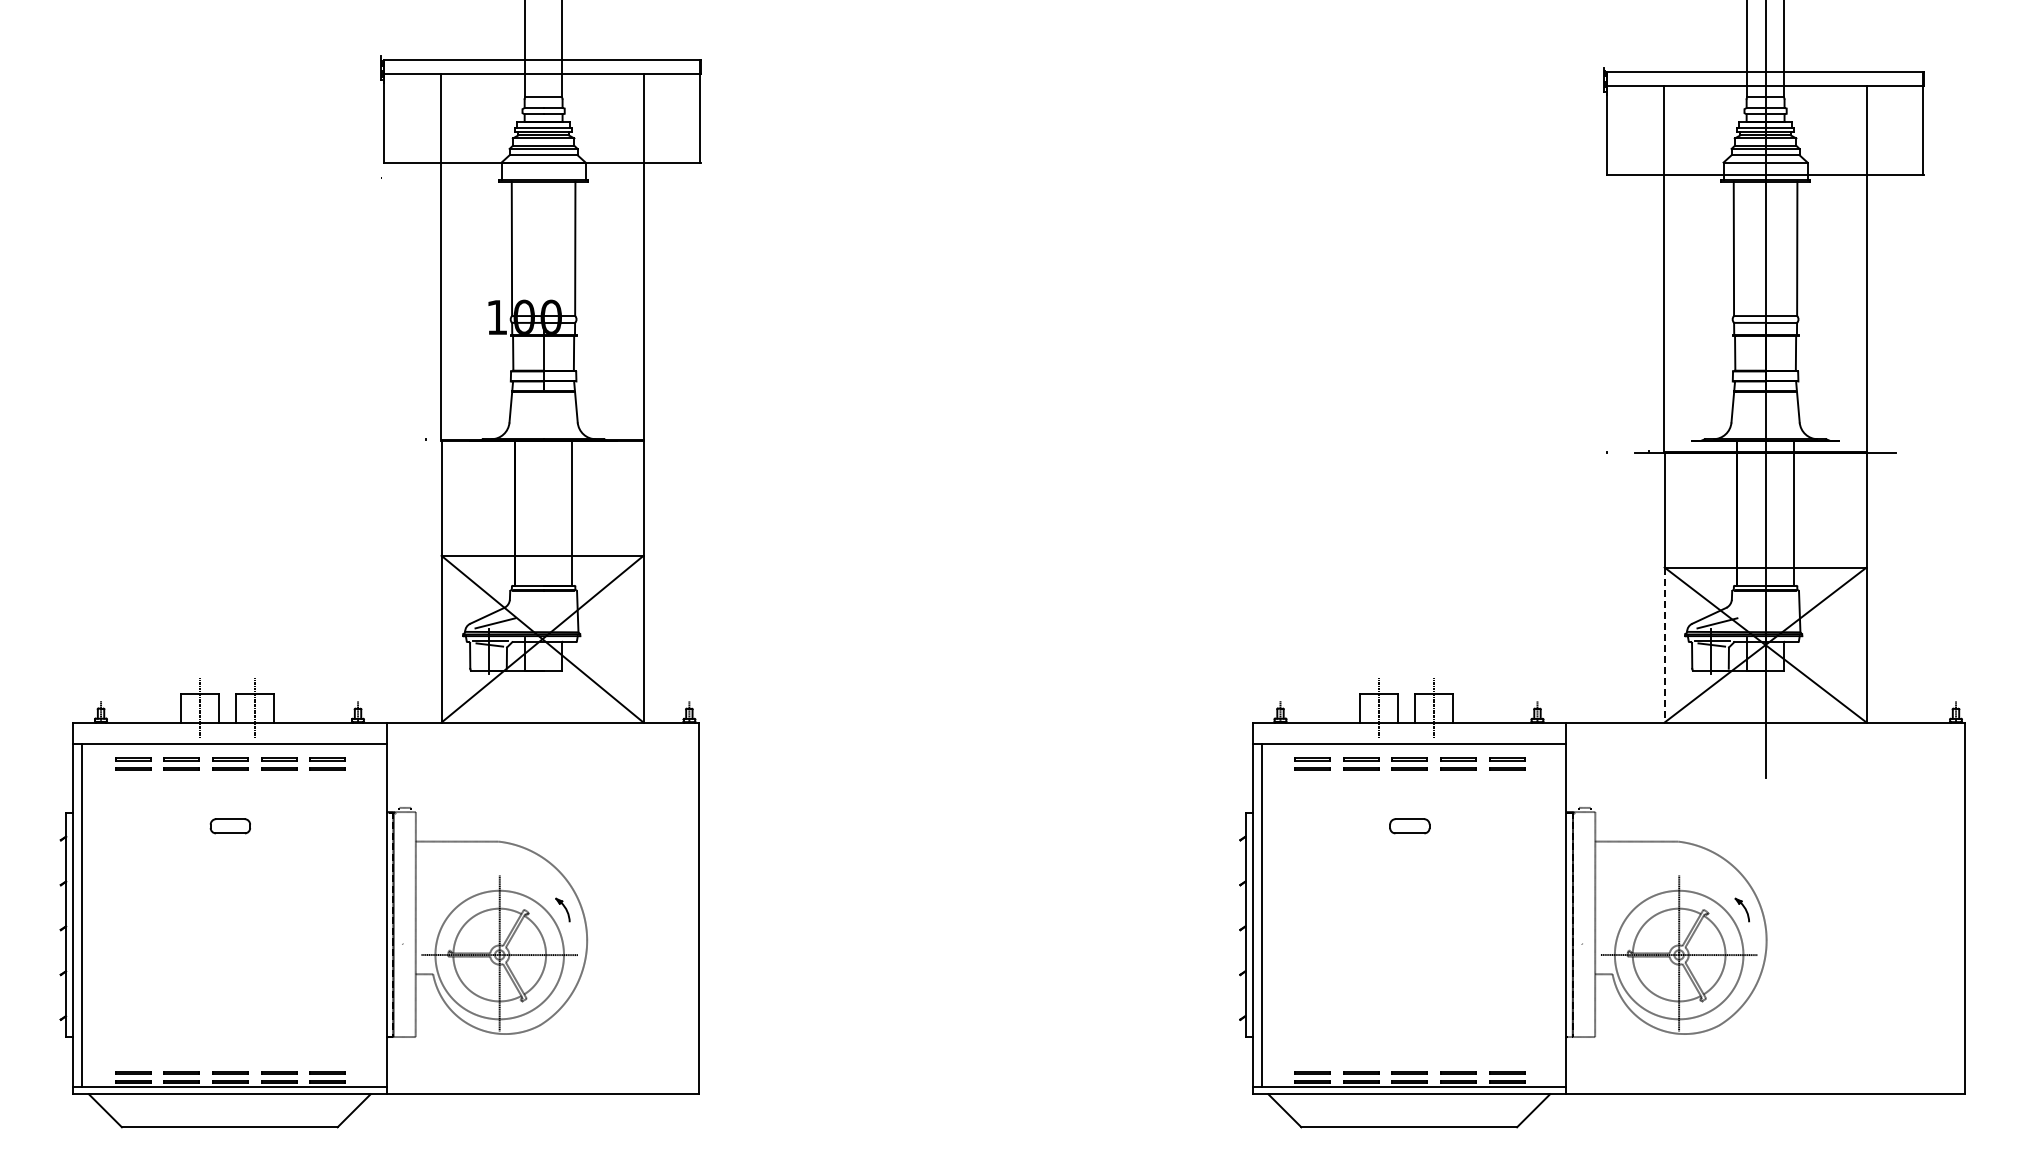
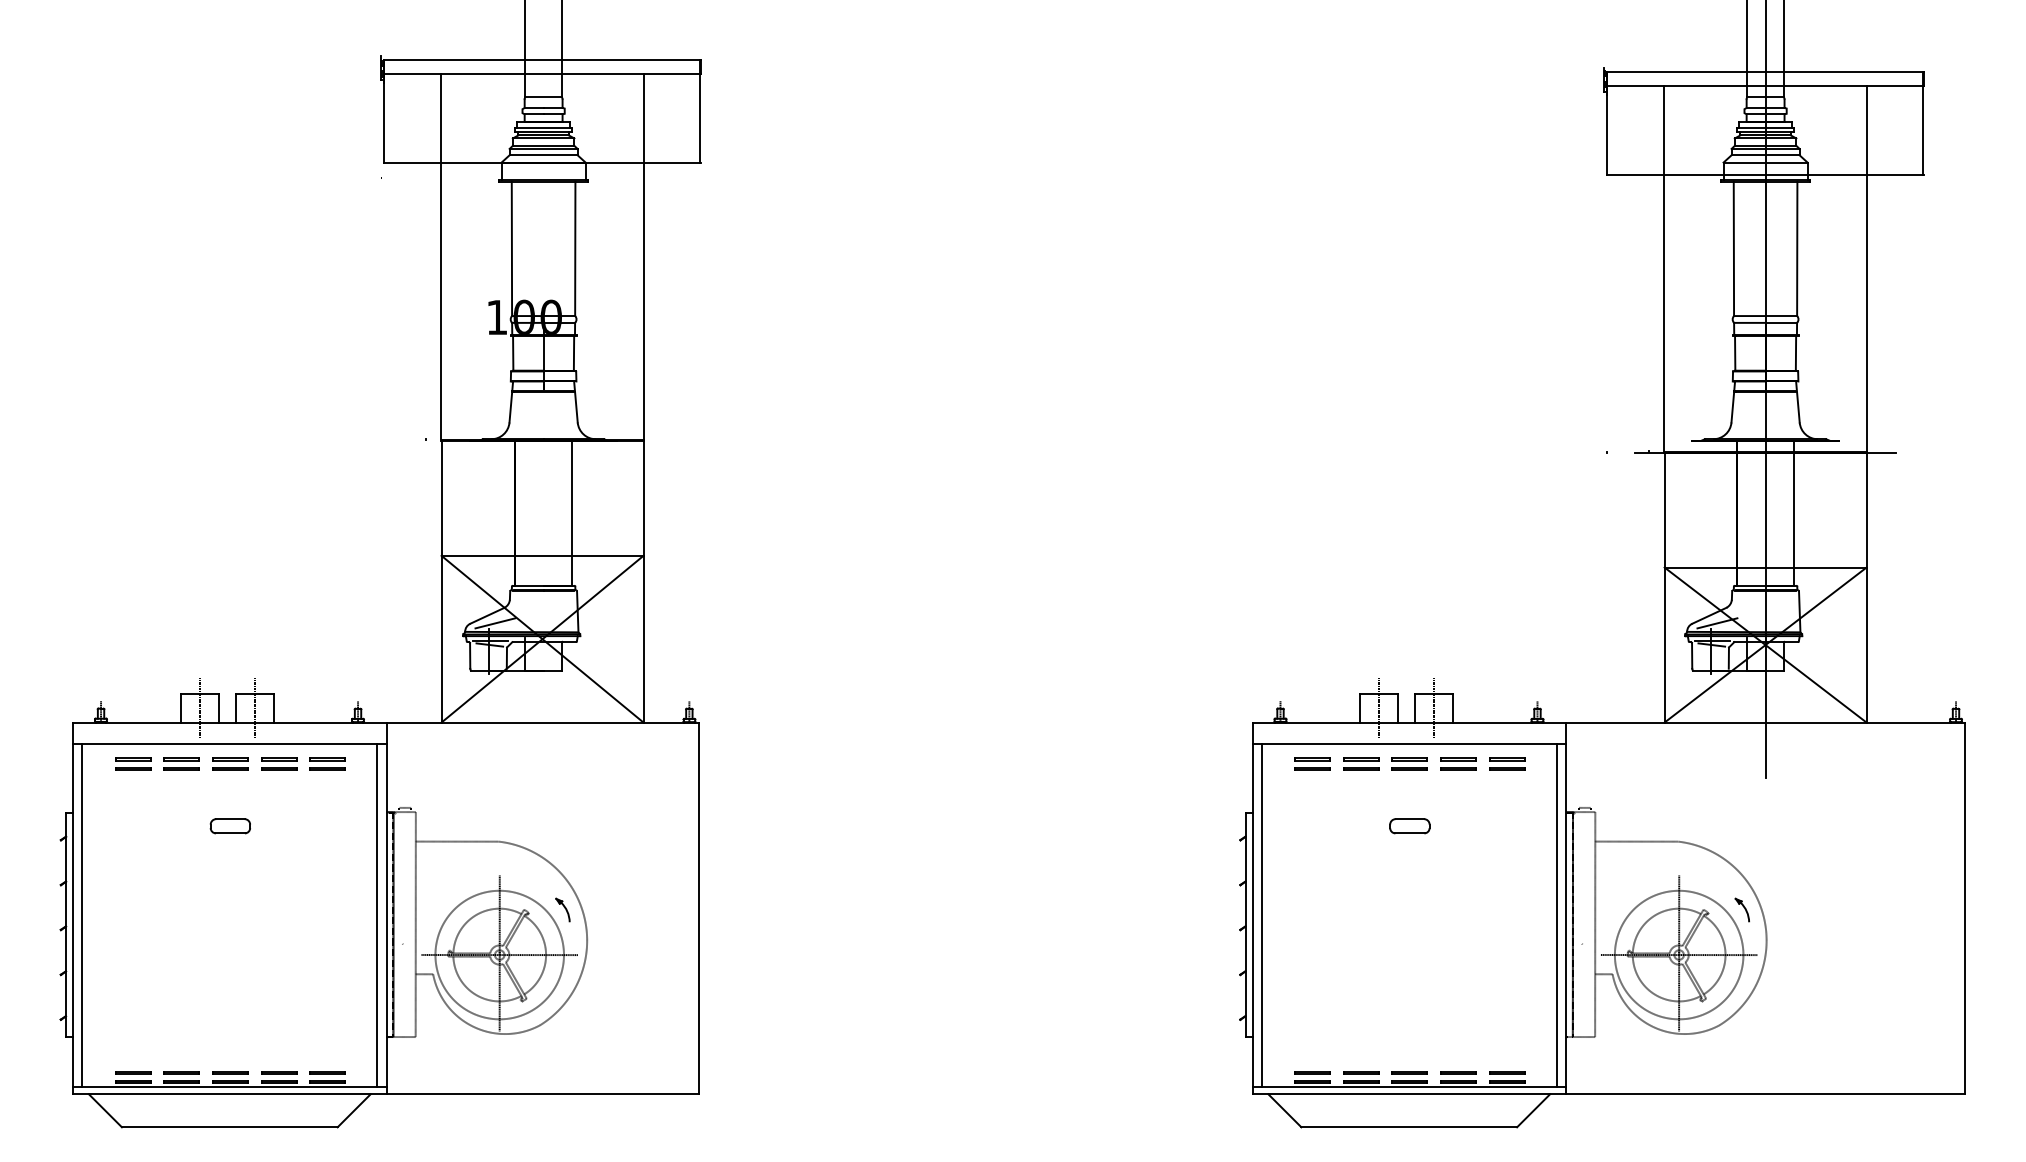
line: dashed -> solid (1664, 645)
line: none -> present (377, 915)
line: none -> present (1556, 915)
